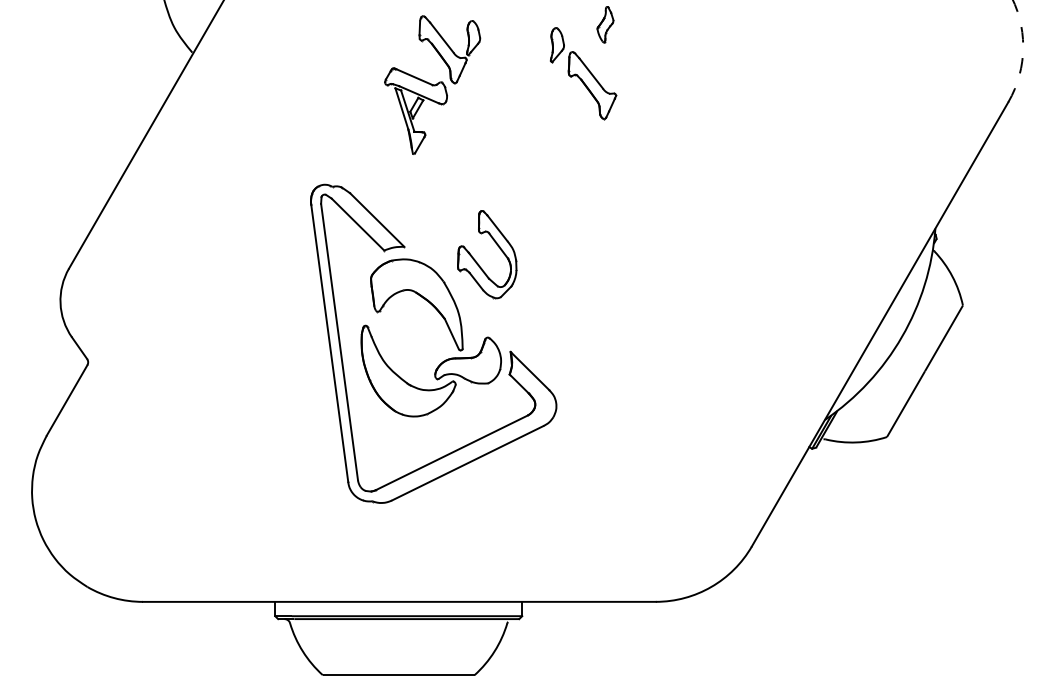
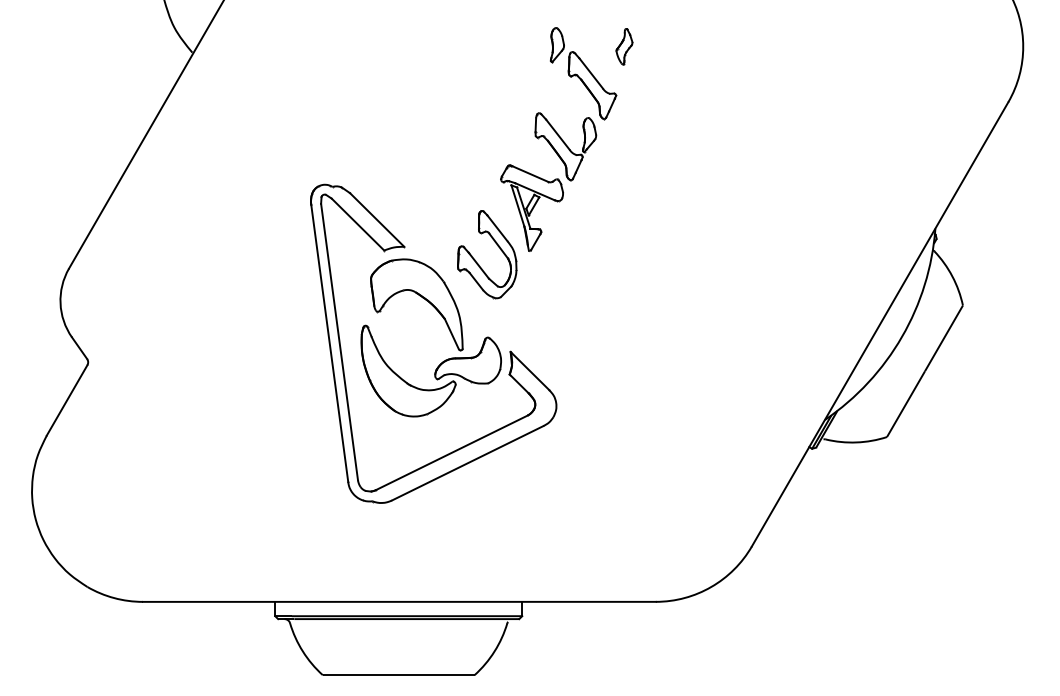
part position: (605, 24) -> (624, 46) (624, 46)
arc: dashed -> solid (1023, 51)
part position: (432, 84) -> (548, 181) (548, 181)
